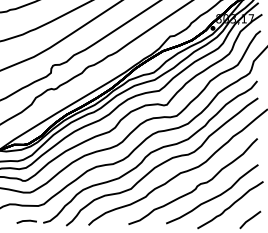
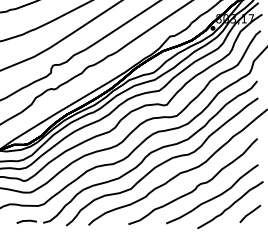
line position: (250, 219) -> (250, 213) (250, 213)
